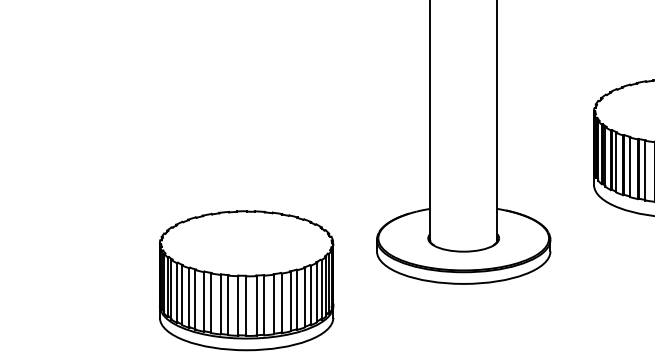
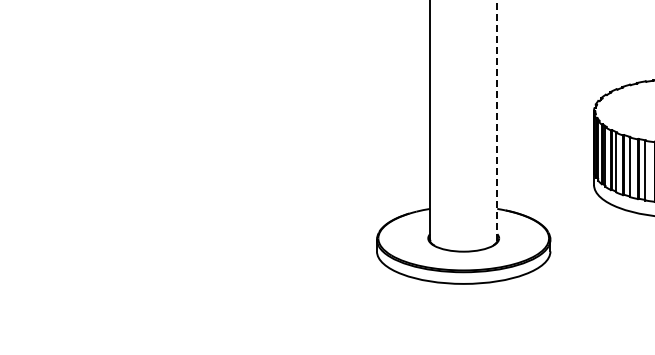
line: solid -> dashed (497, 120)
part: present -> none (246, 280)
